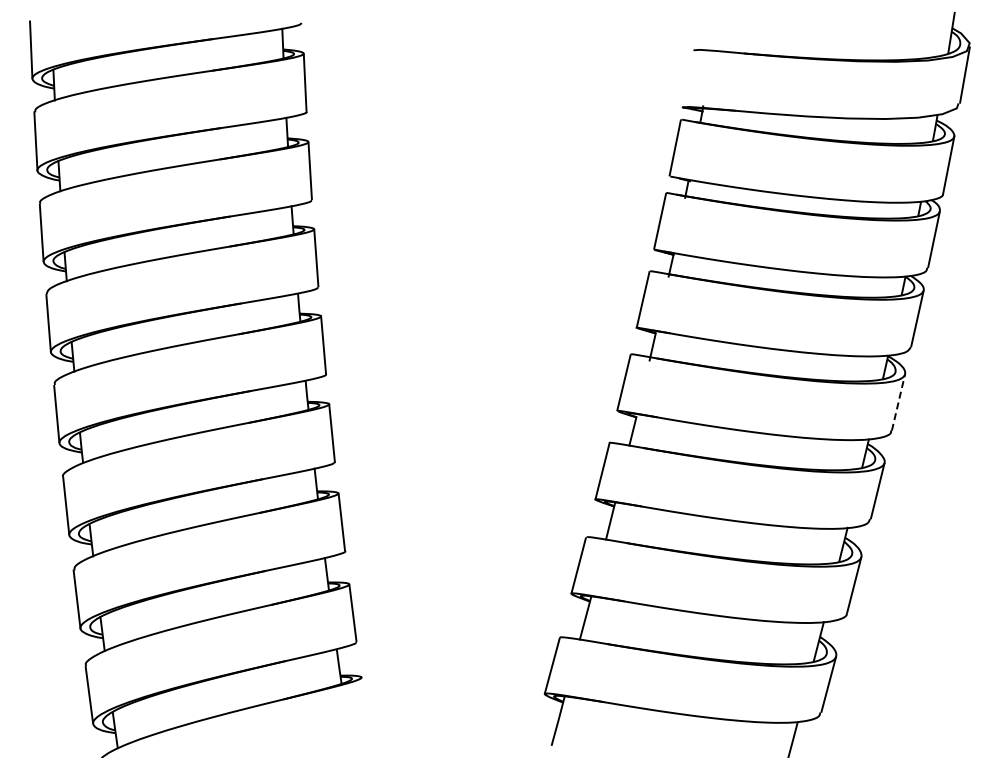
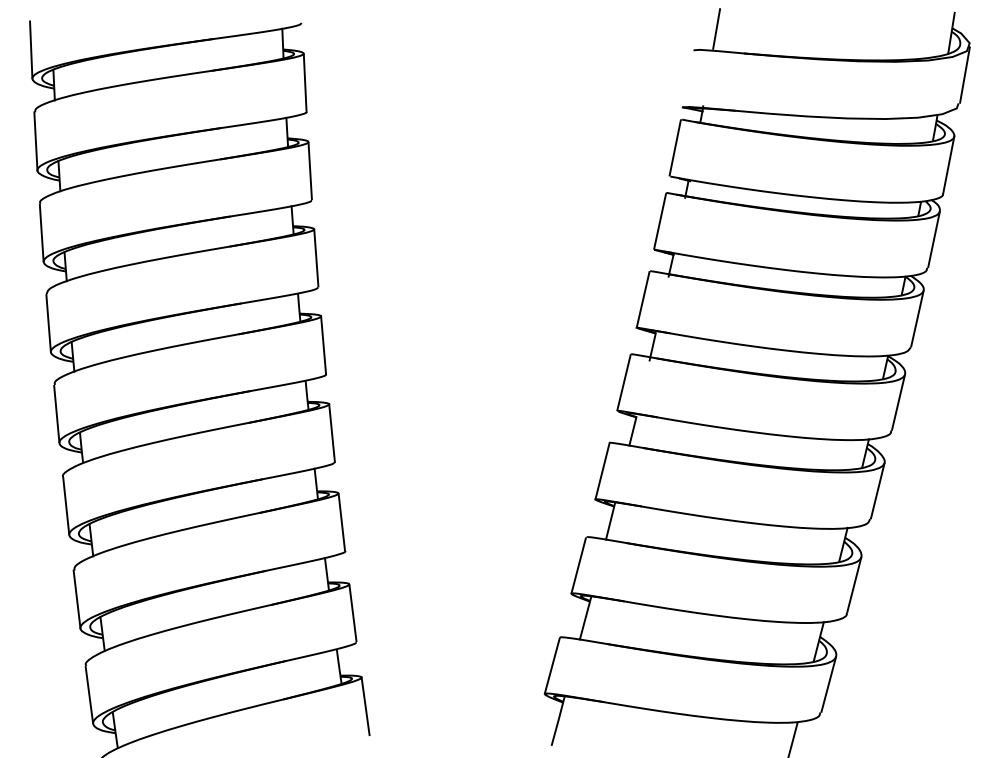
line: none -> present (716, 28)
line: dashed -> solid (898, 402)
line: none -> present (365, 706)
